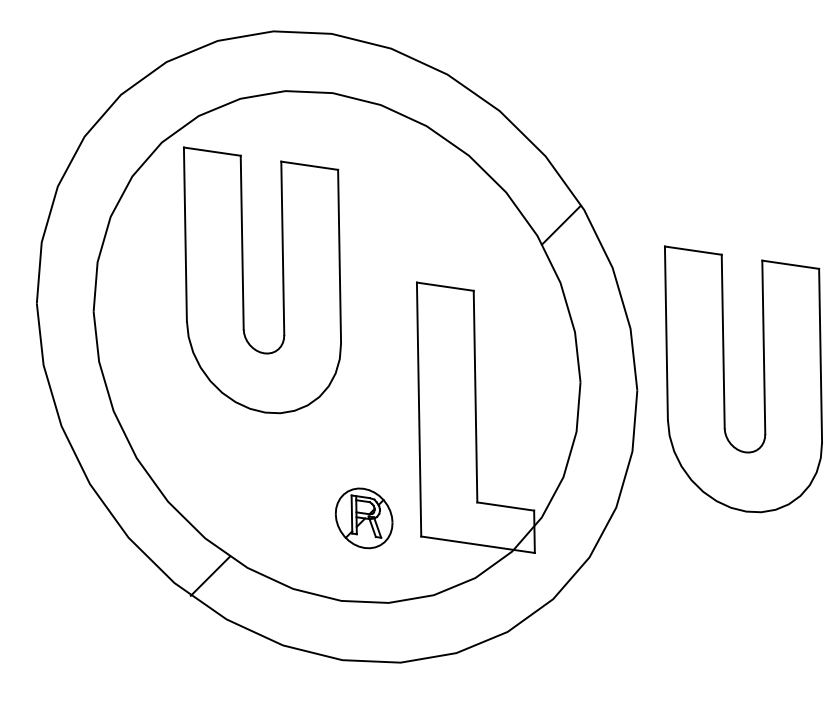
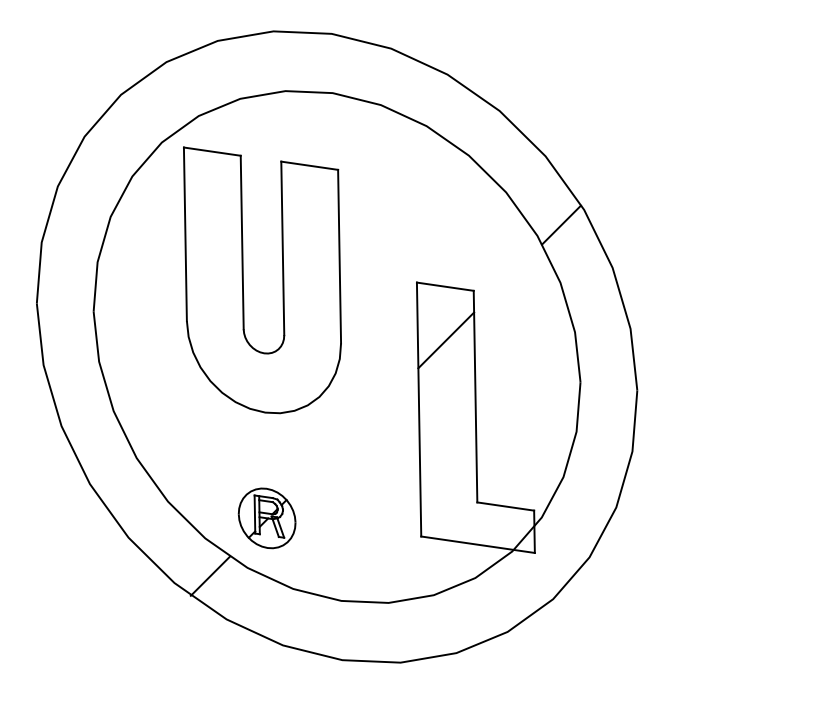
line: none -> present (446, 340)
part: present -> none (724, 379)
part position: (363, 518) -> (266, 518) (266, 518)
